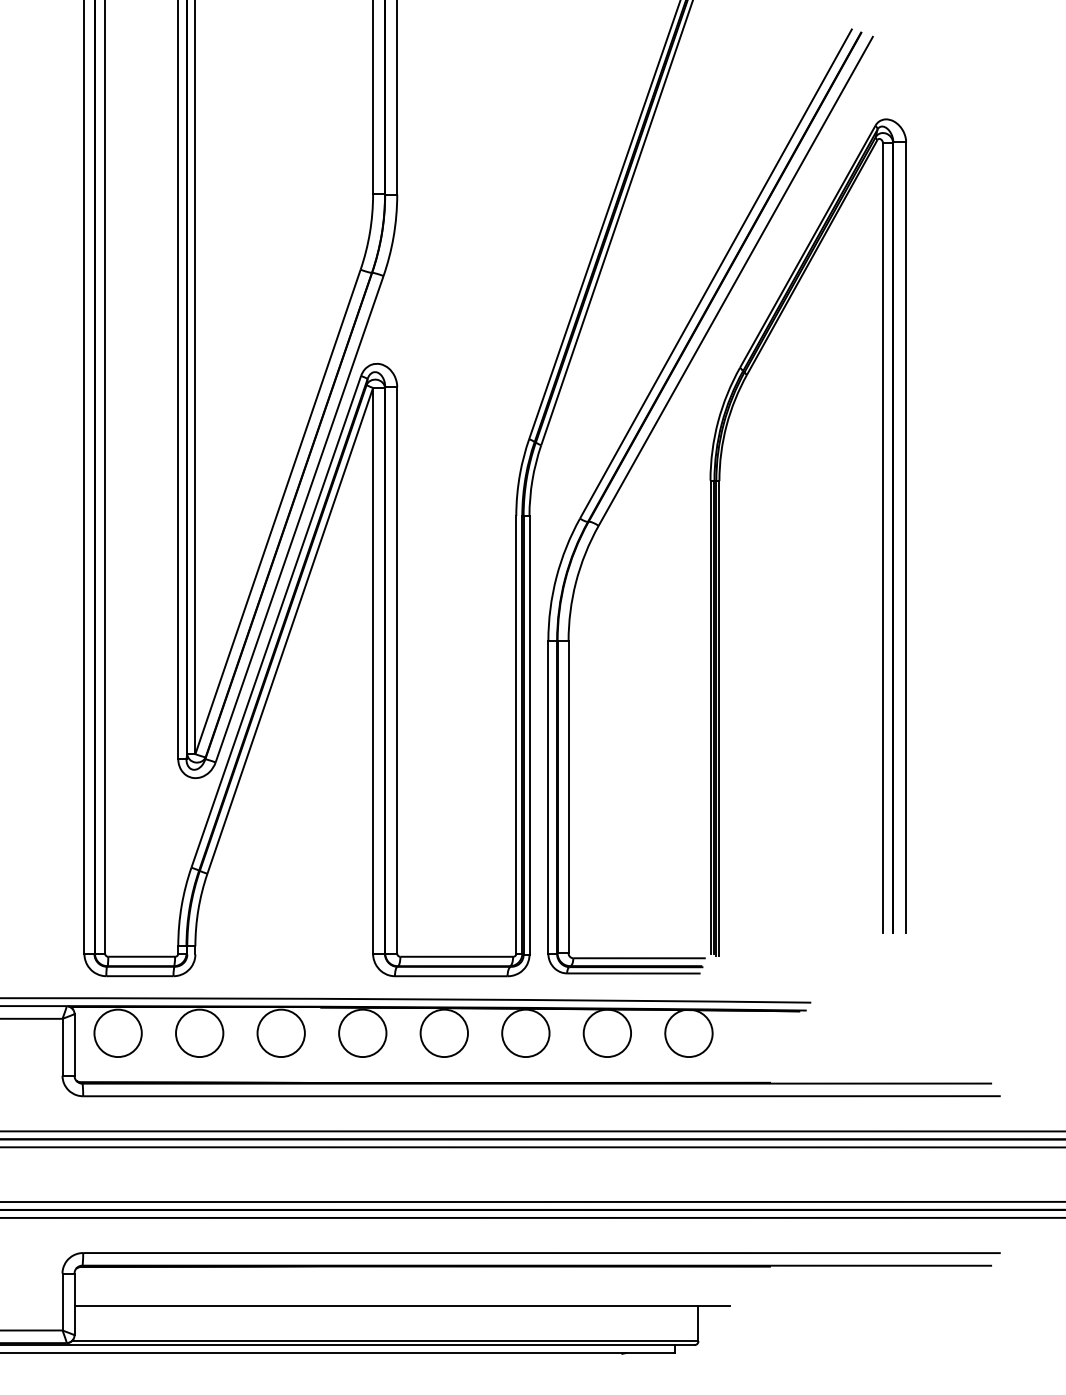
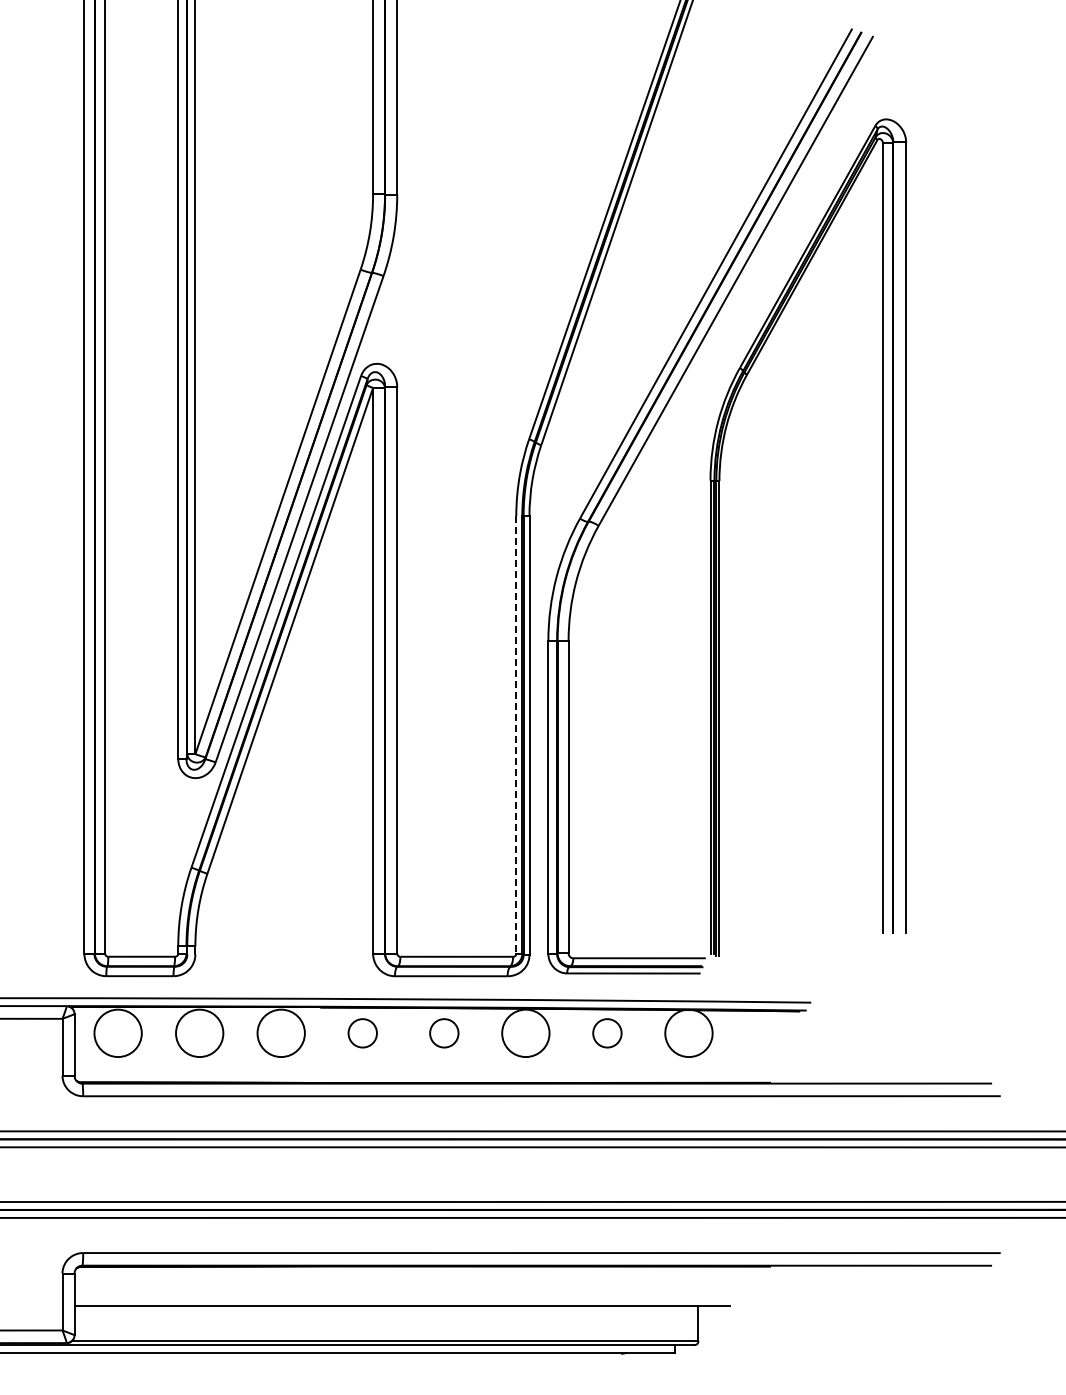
line: solid -> dashed (516, 734)
circle diameter: 47 px -> 28 px (362, 1033)
circle diameter: 47 px -> 28 px (444, 1033)
circle diameter: 47 px -> 28 px (607, 1033)
